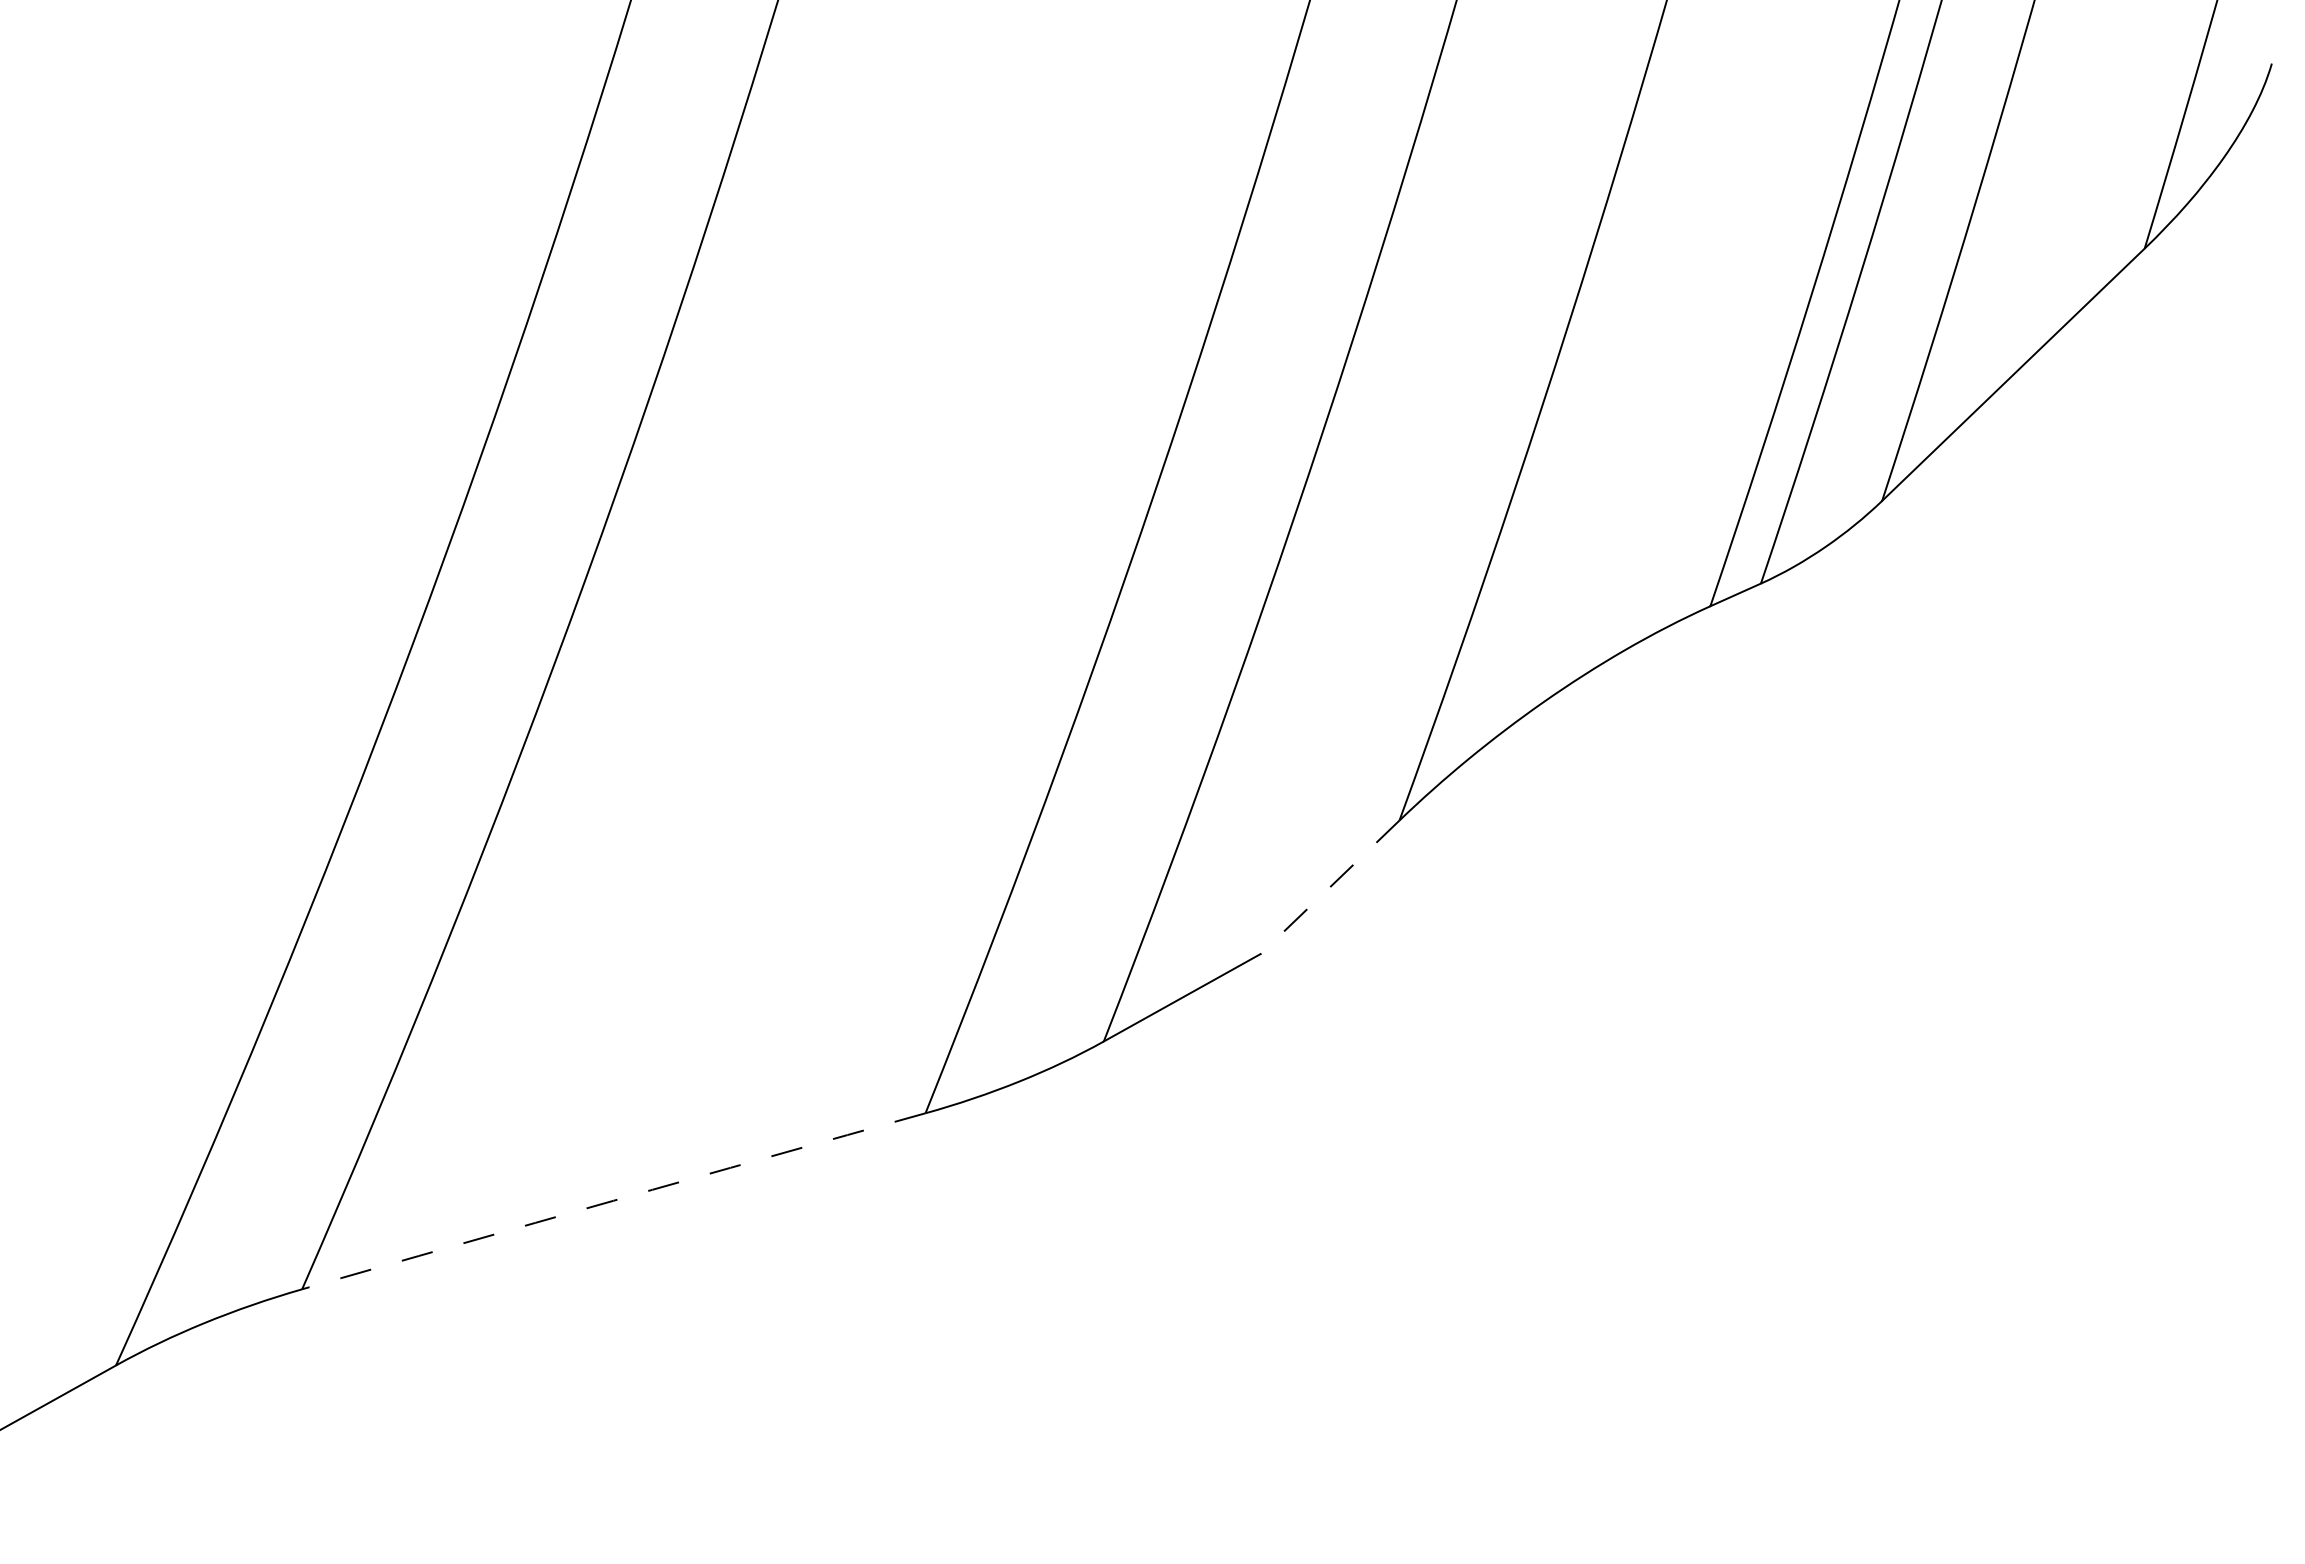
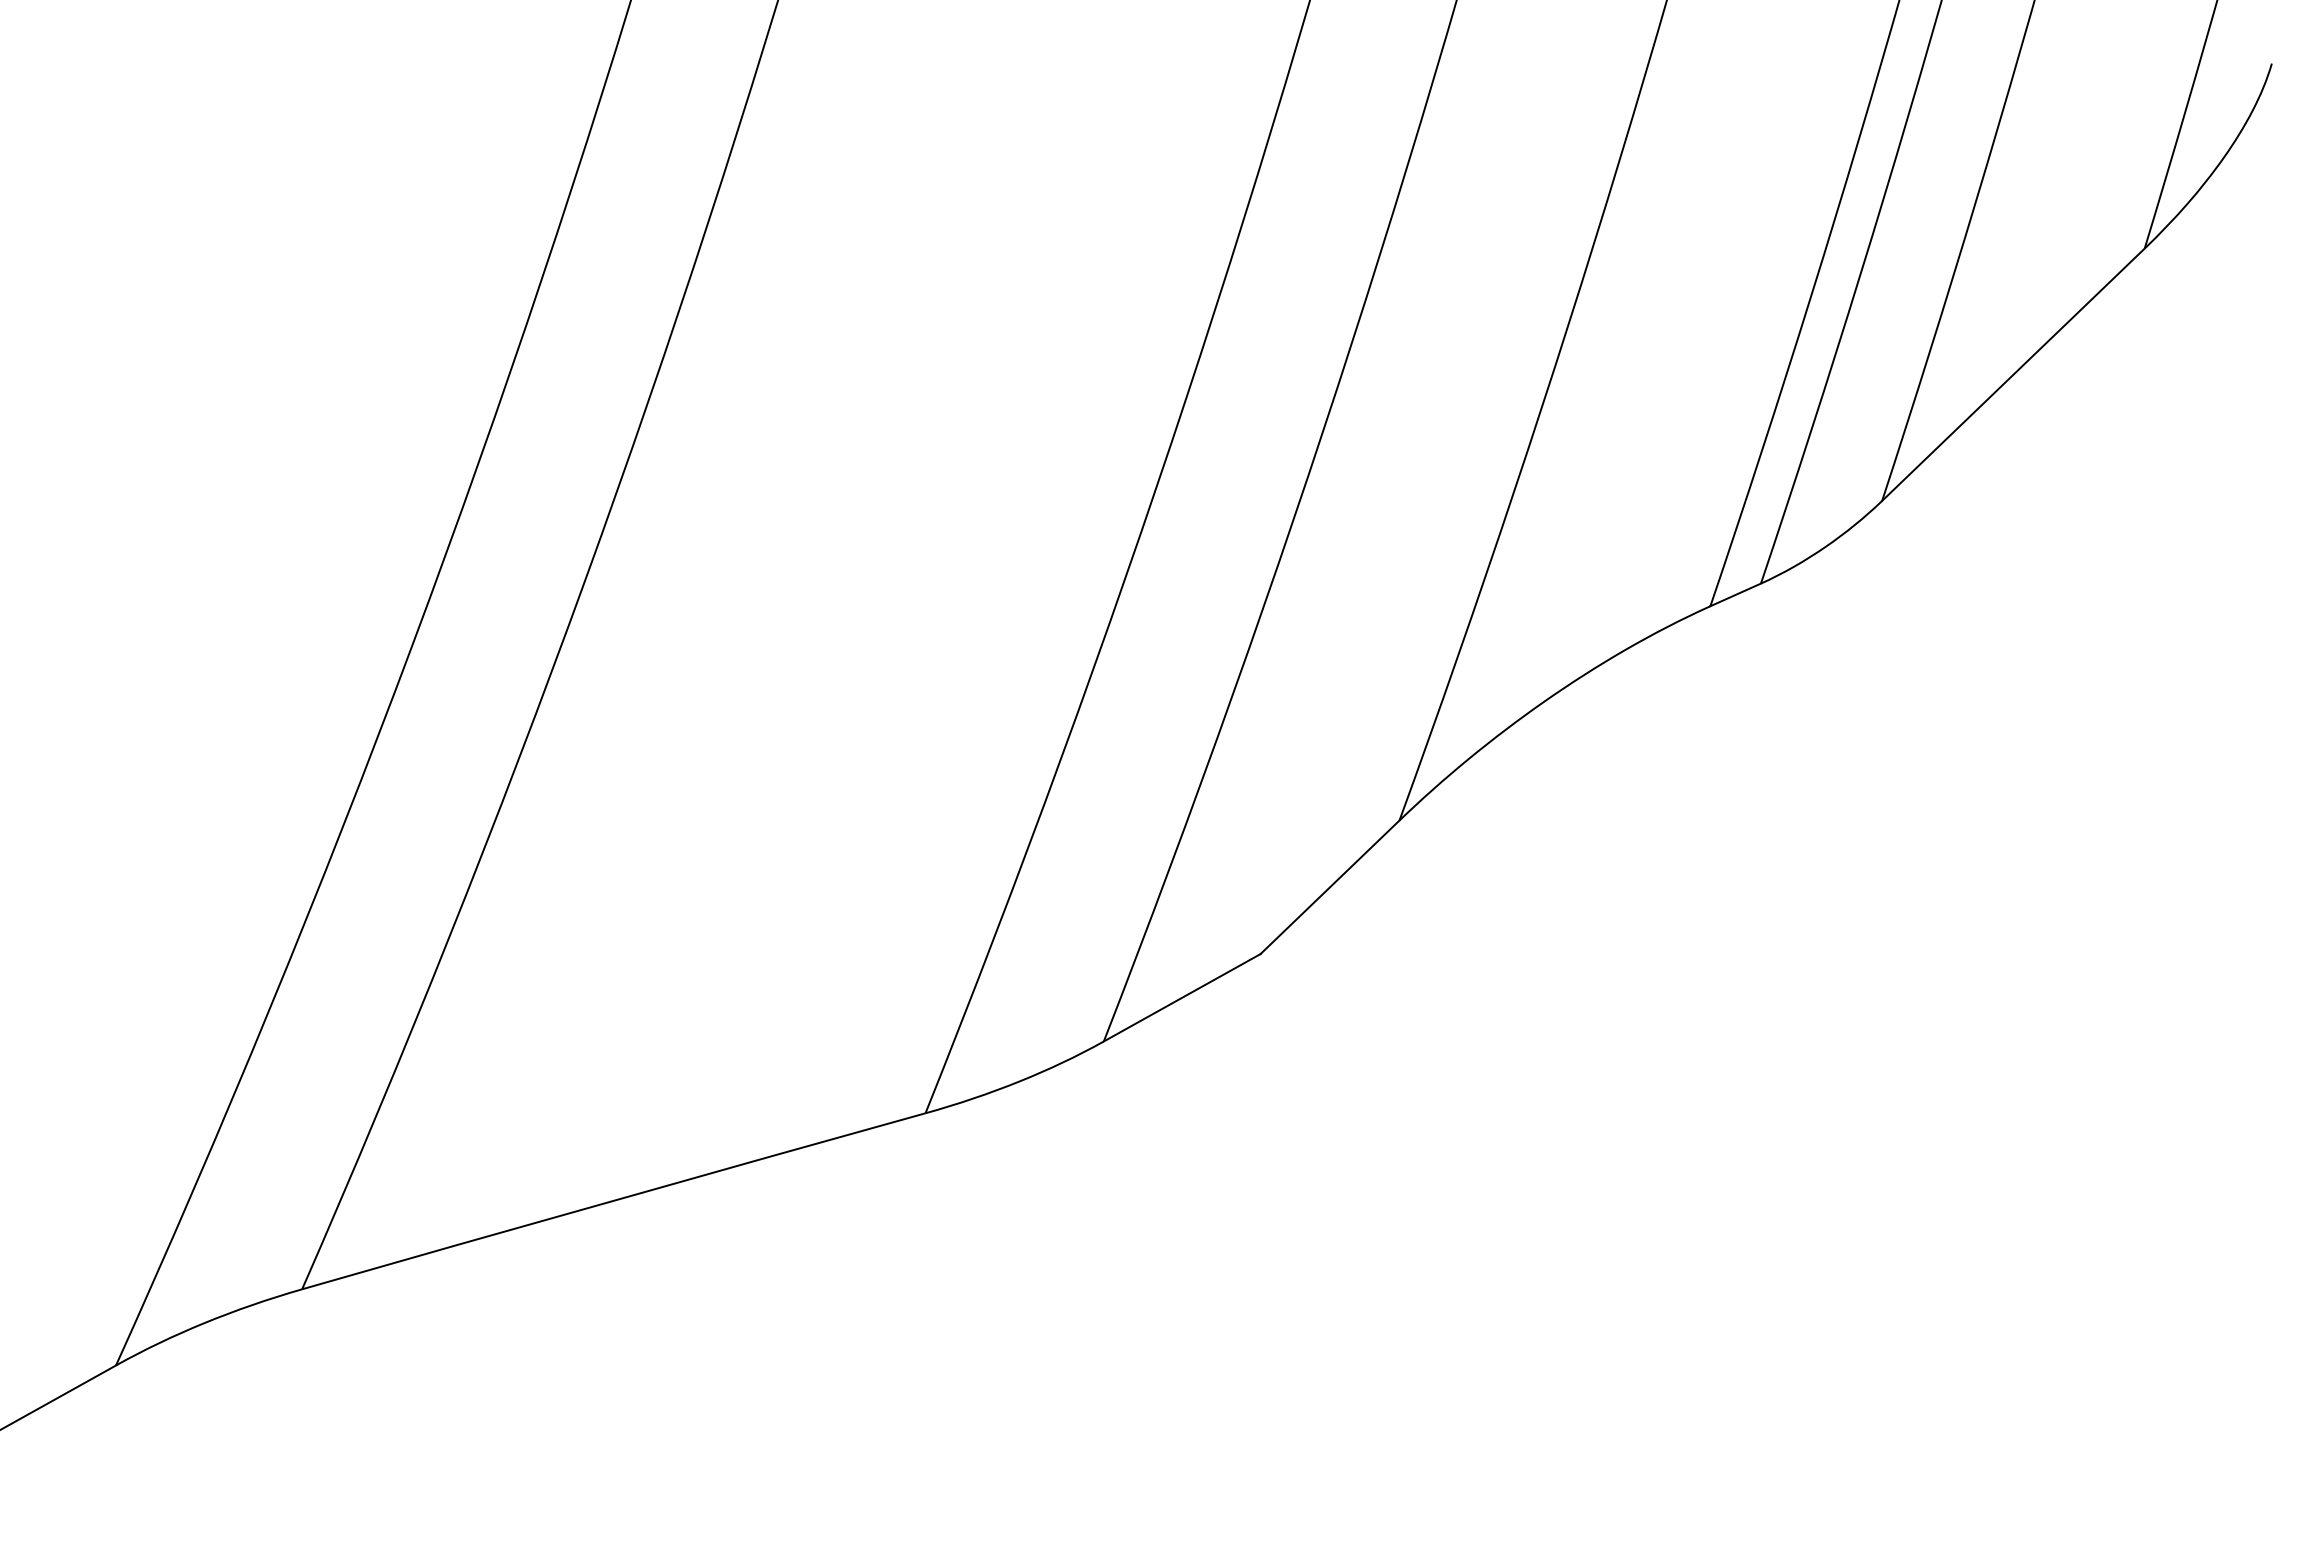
line: dashed -> solid (1329, 887)
arc: dashed -> solid (613, 1200)
